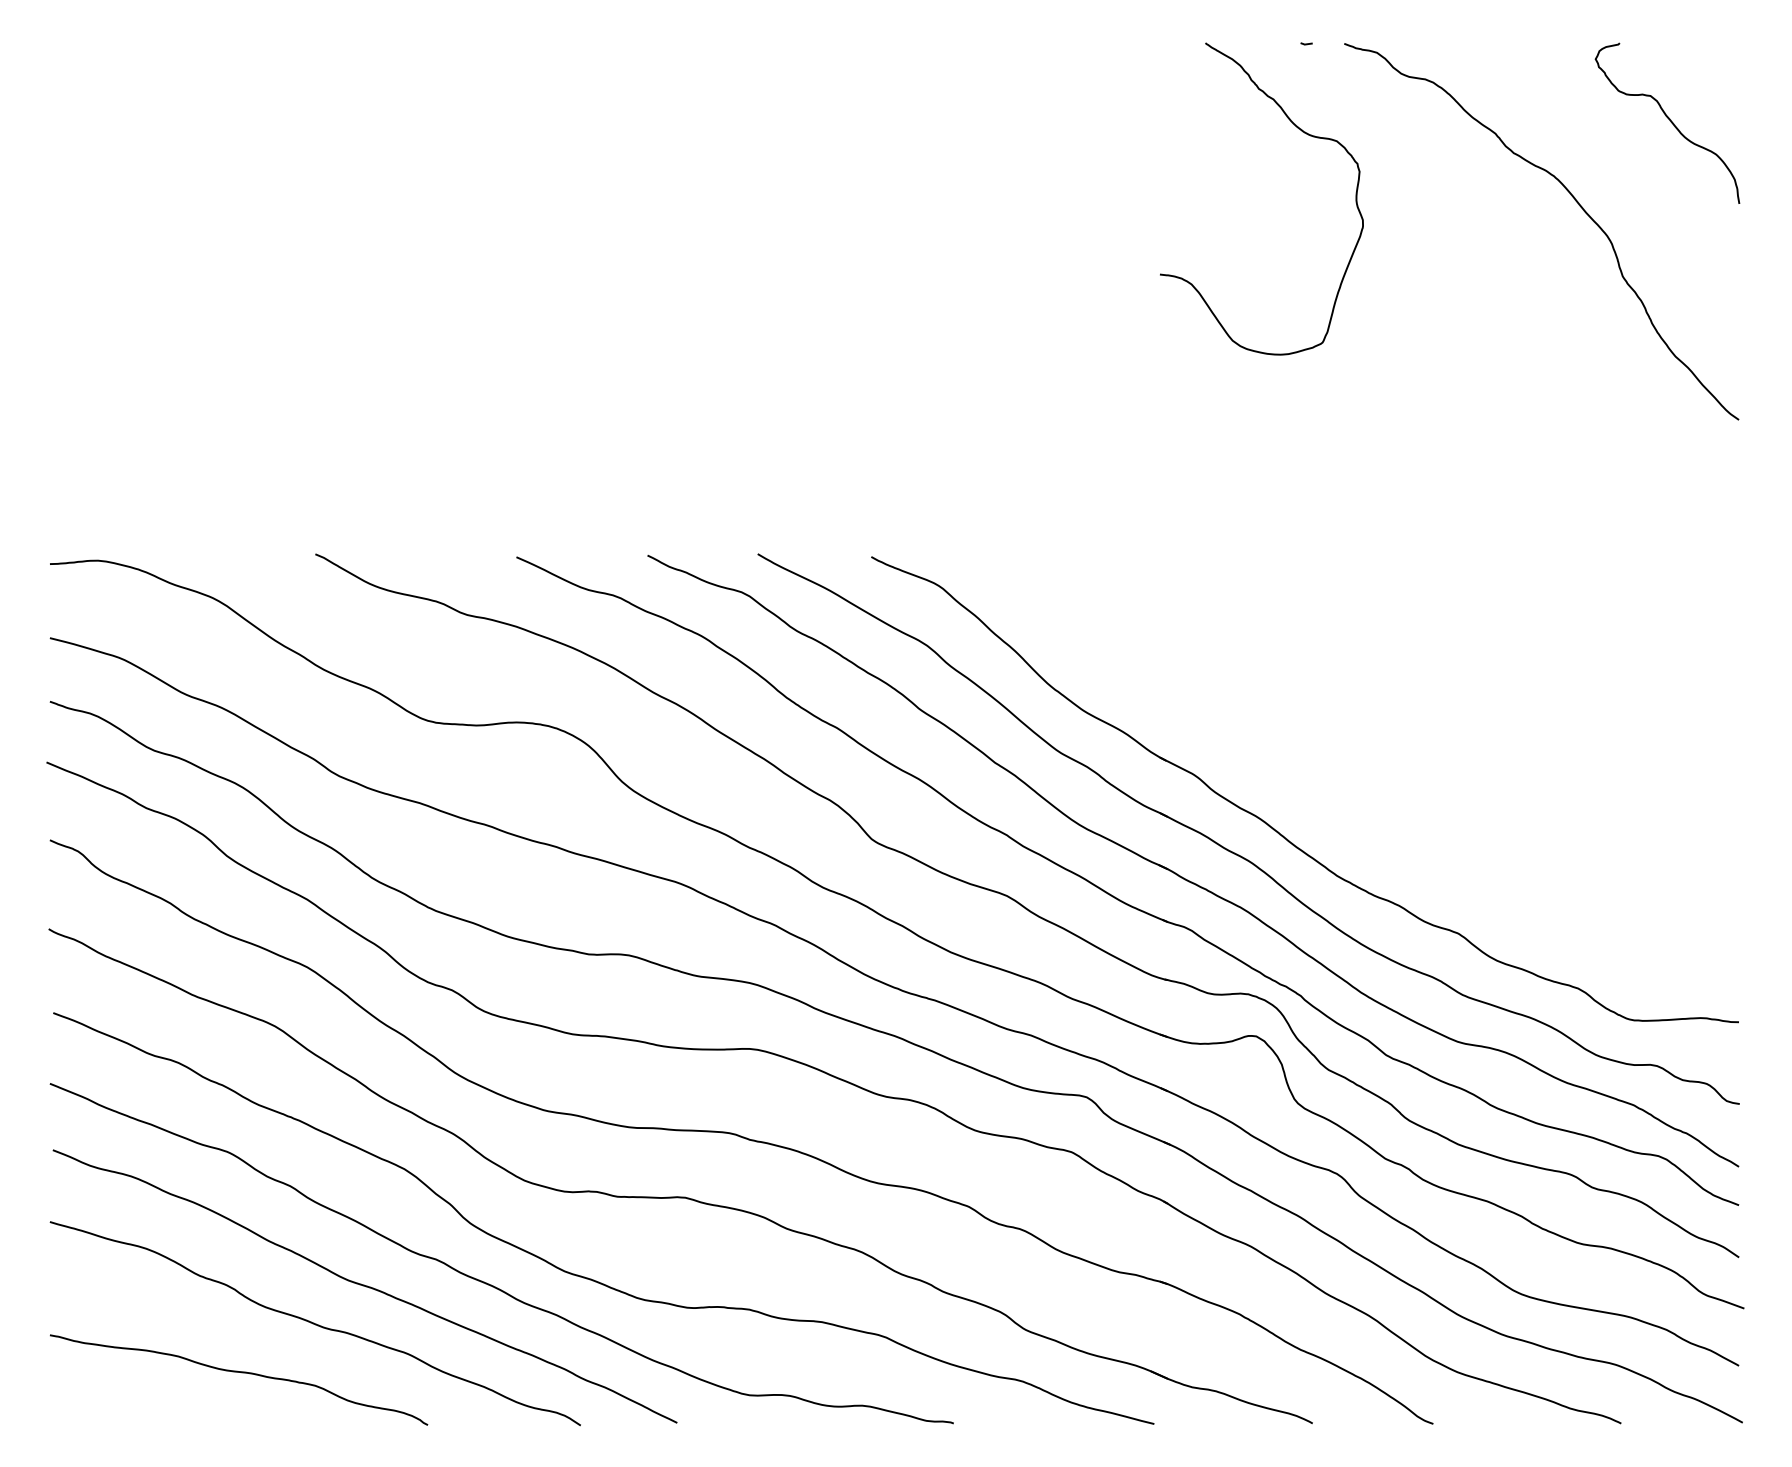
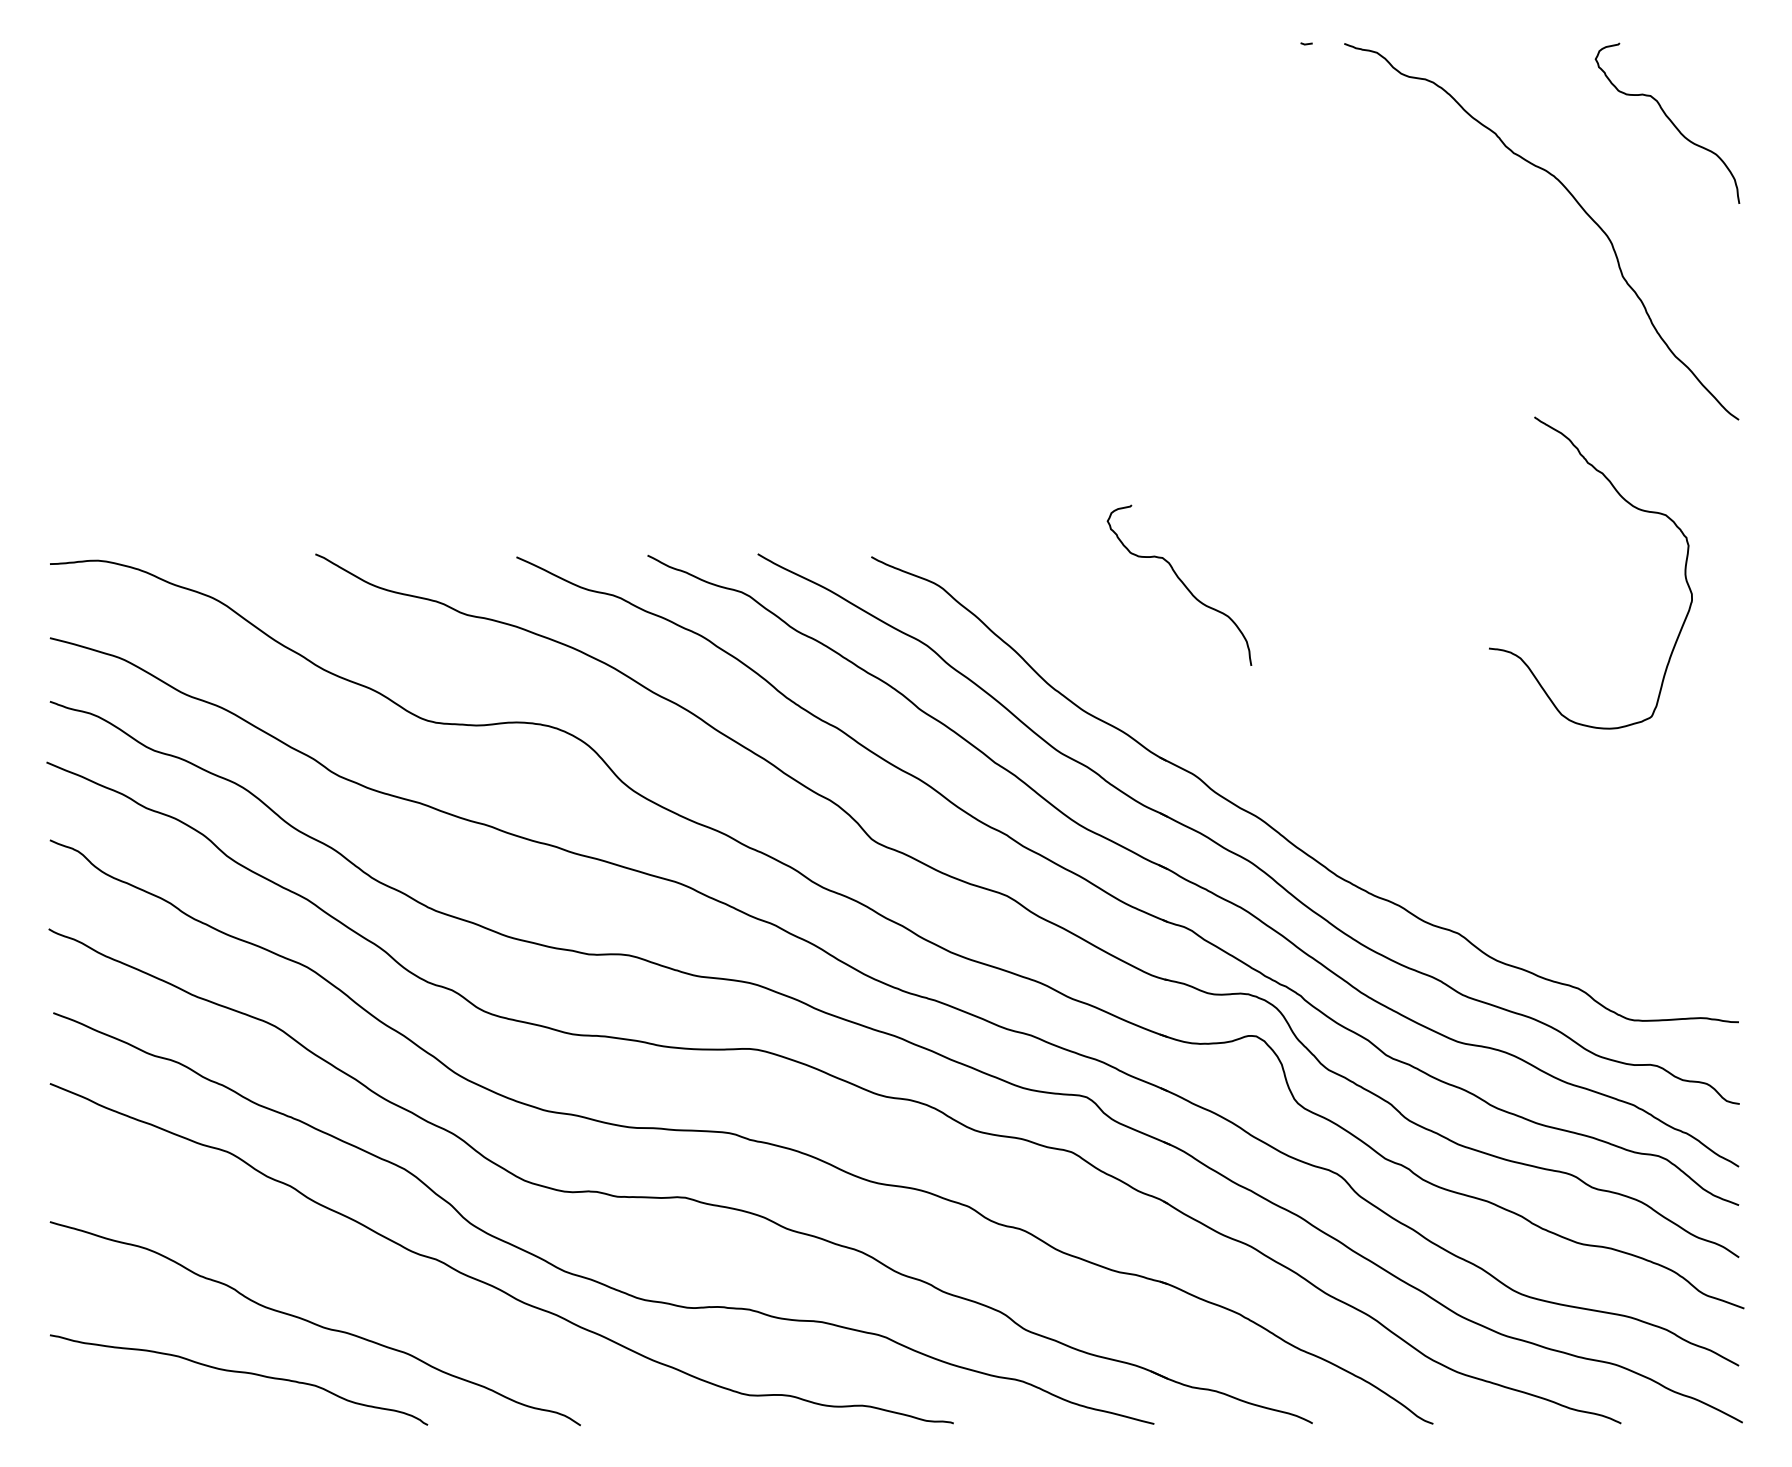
curve position: (1302, 132) -> (1631, 506) (1631, 506)
curve: none -> present (1181, 582)
curve: present -> none (364, 1286)
